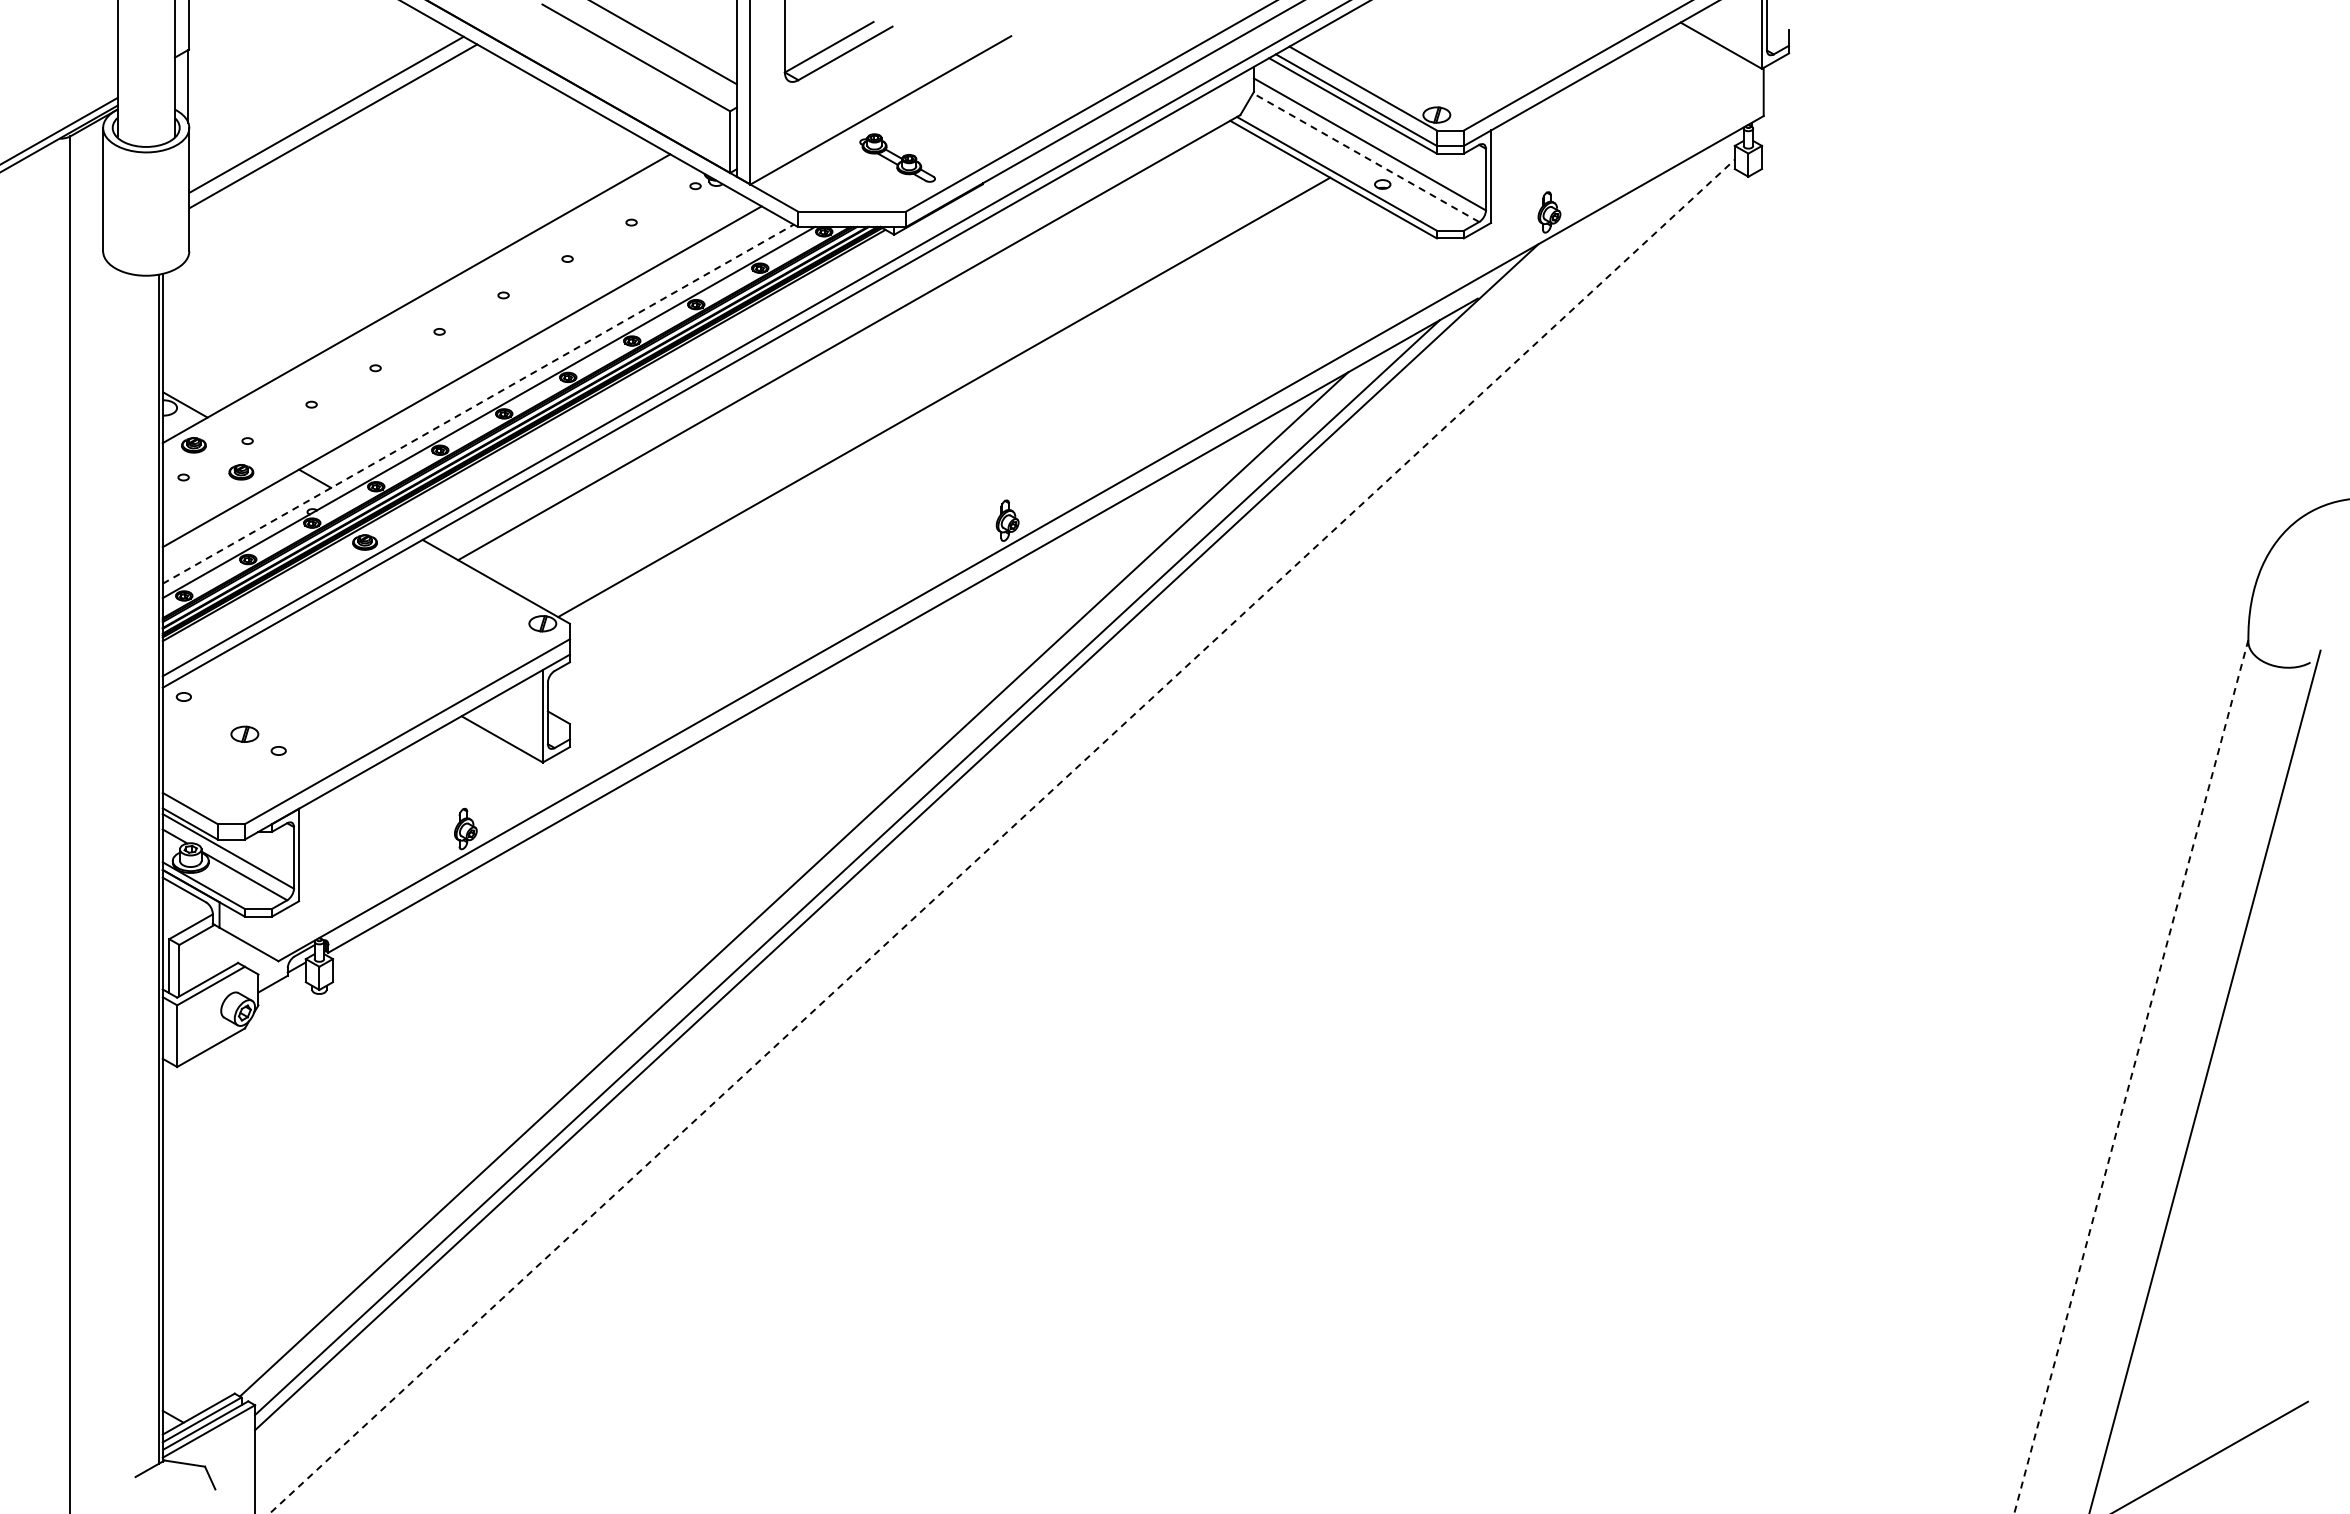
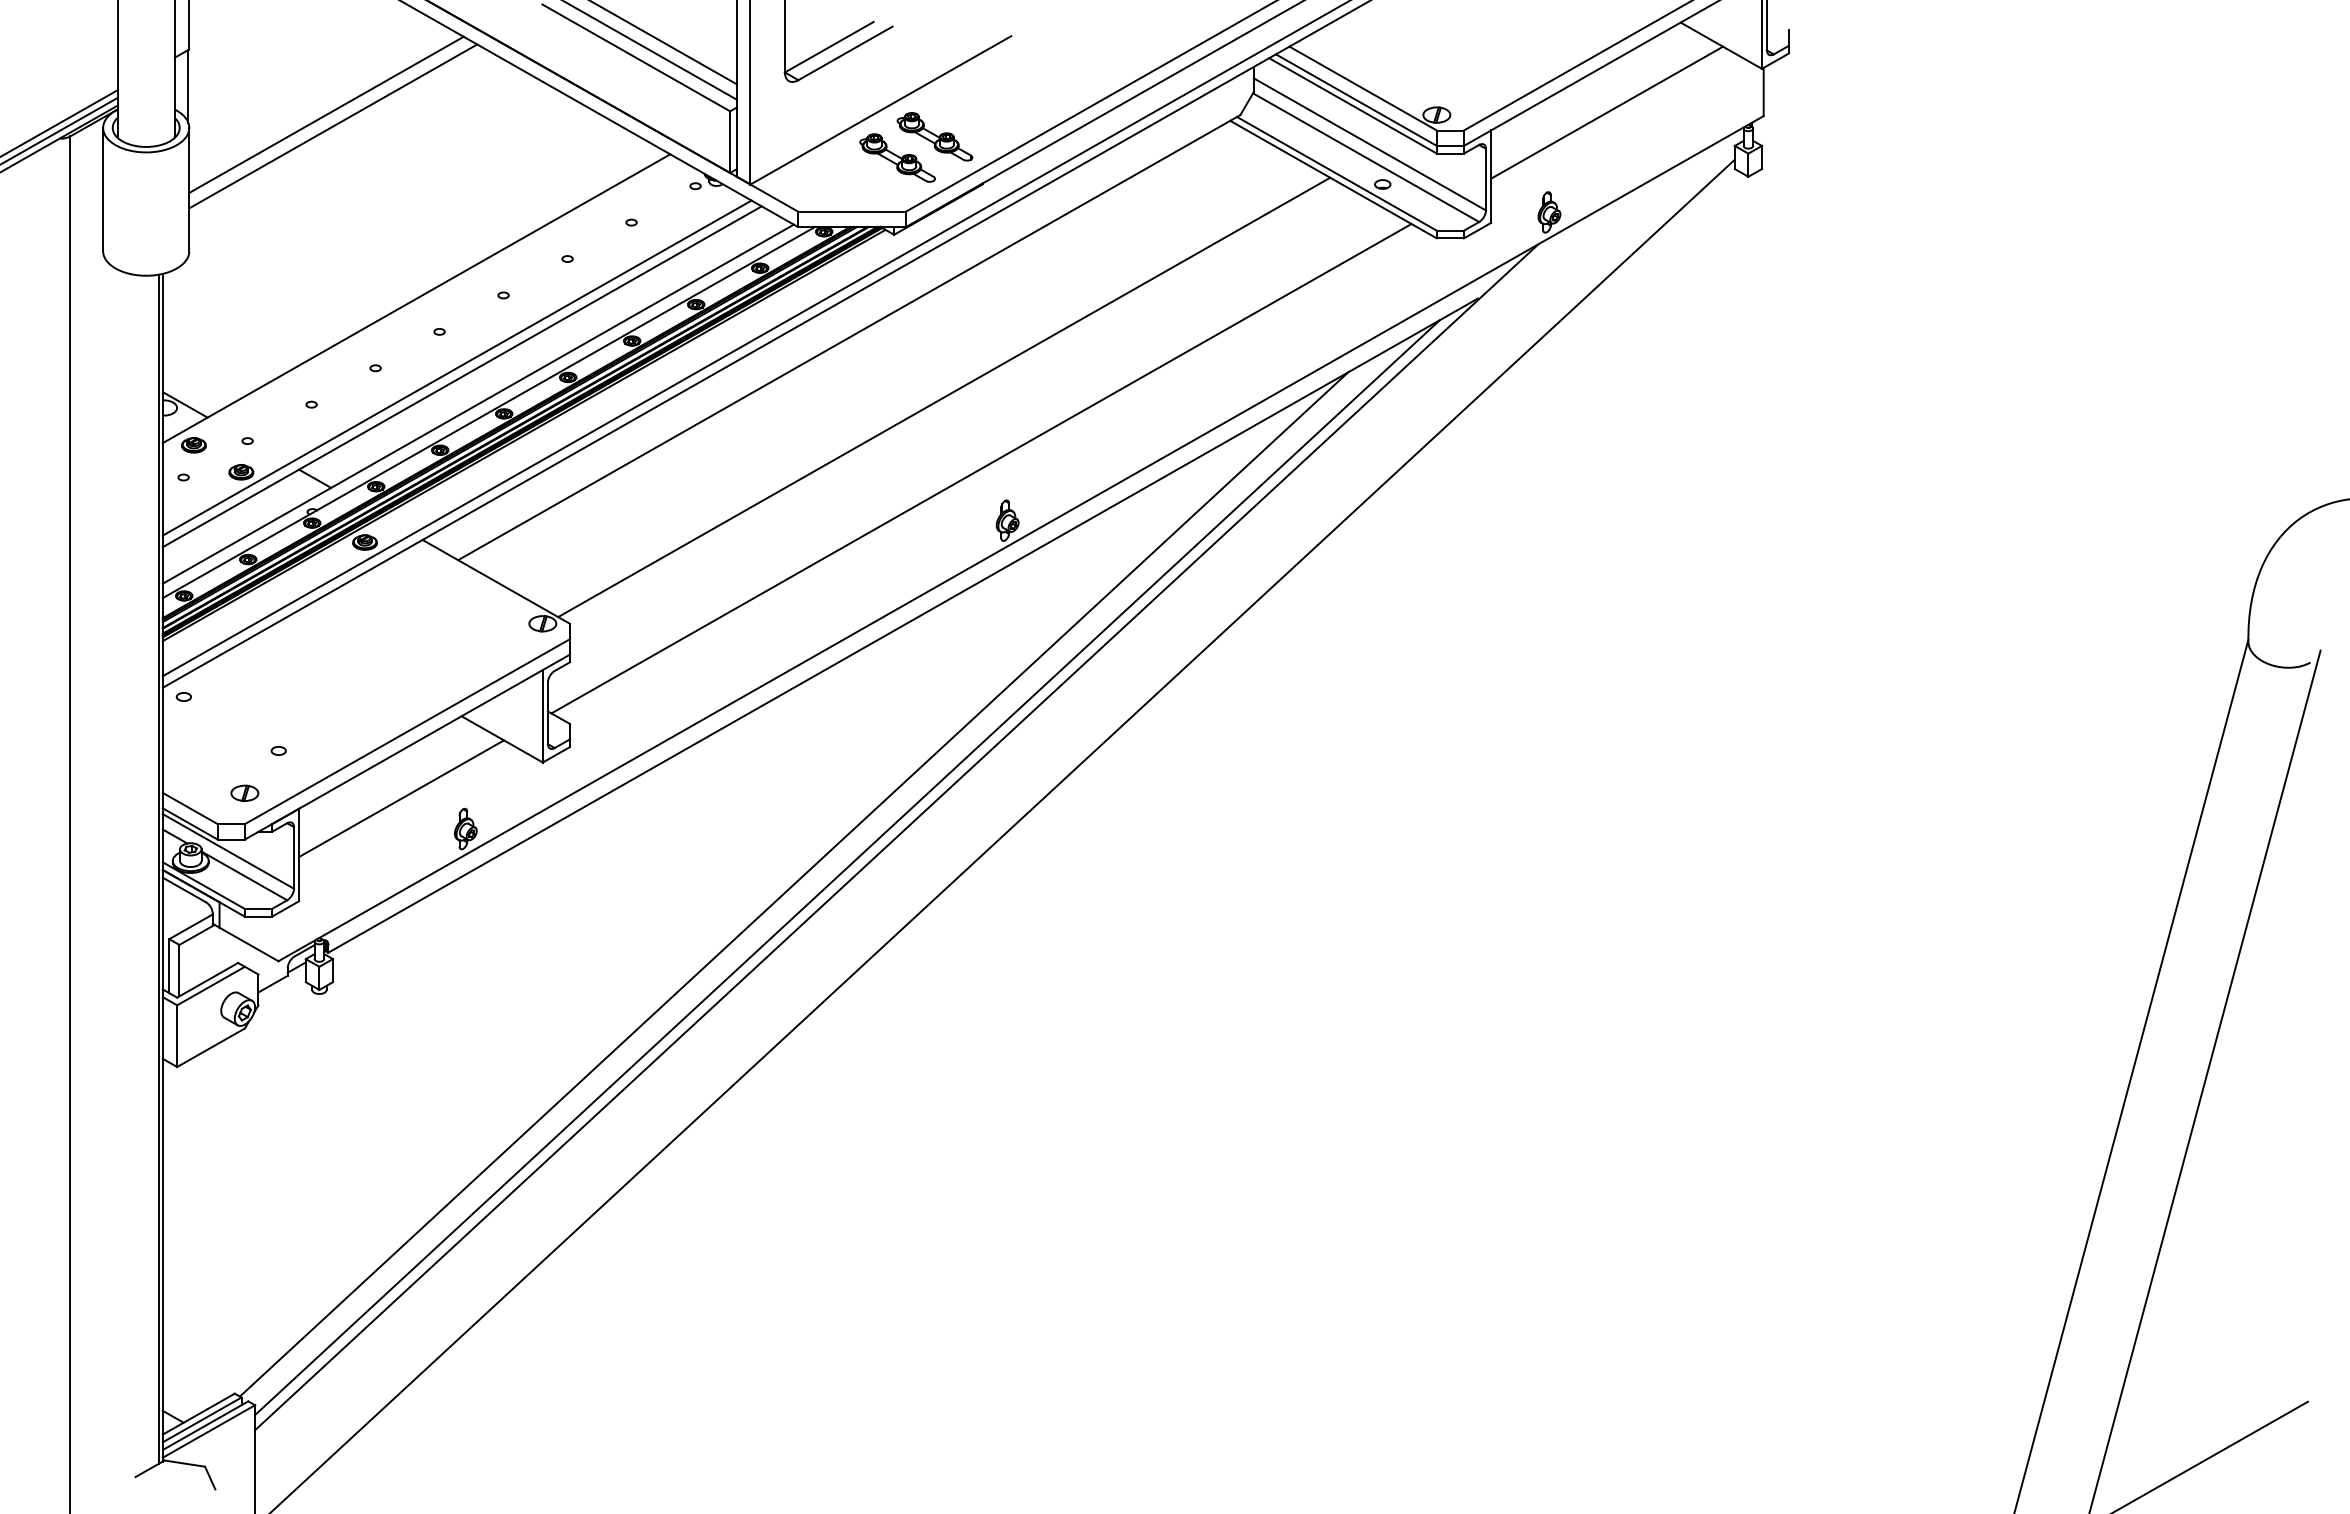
line: none -> present (650, 50)
line: none -> present (1607, 112)
line: none -> present (59, 122)
part: none -> present (934, 136)
line: dashed -> solid (1365, 157)
line: none -> present (456, 367)
line: dashed -> solid (478, 403)
line: none -> present (981, 468)
part position: (244, 733) -> (244, 792) (244, 792)
line: none -> present (401, 798)
line: dashed -> solid (1002, 836)
line: dashed -> solid (2131, 1076)
